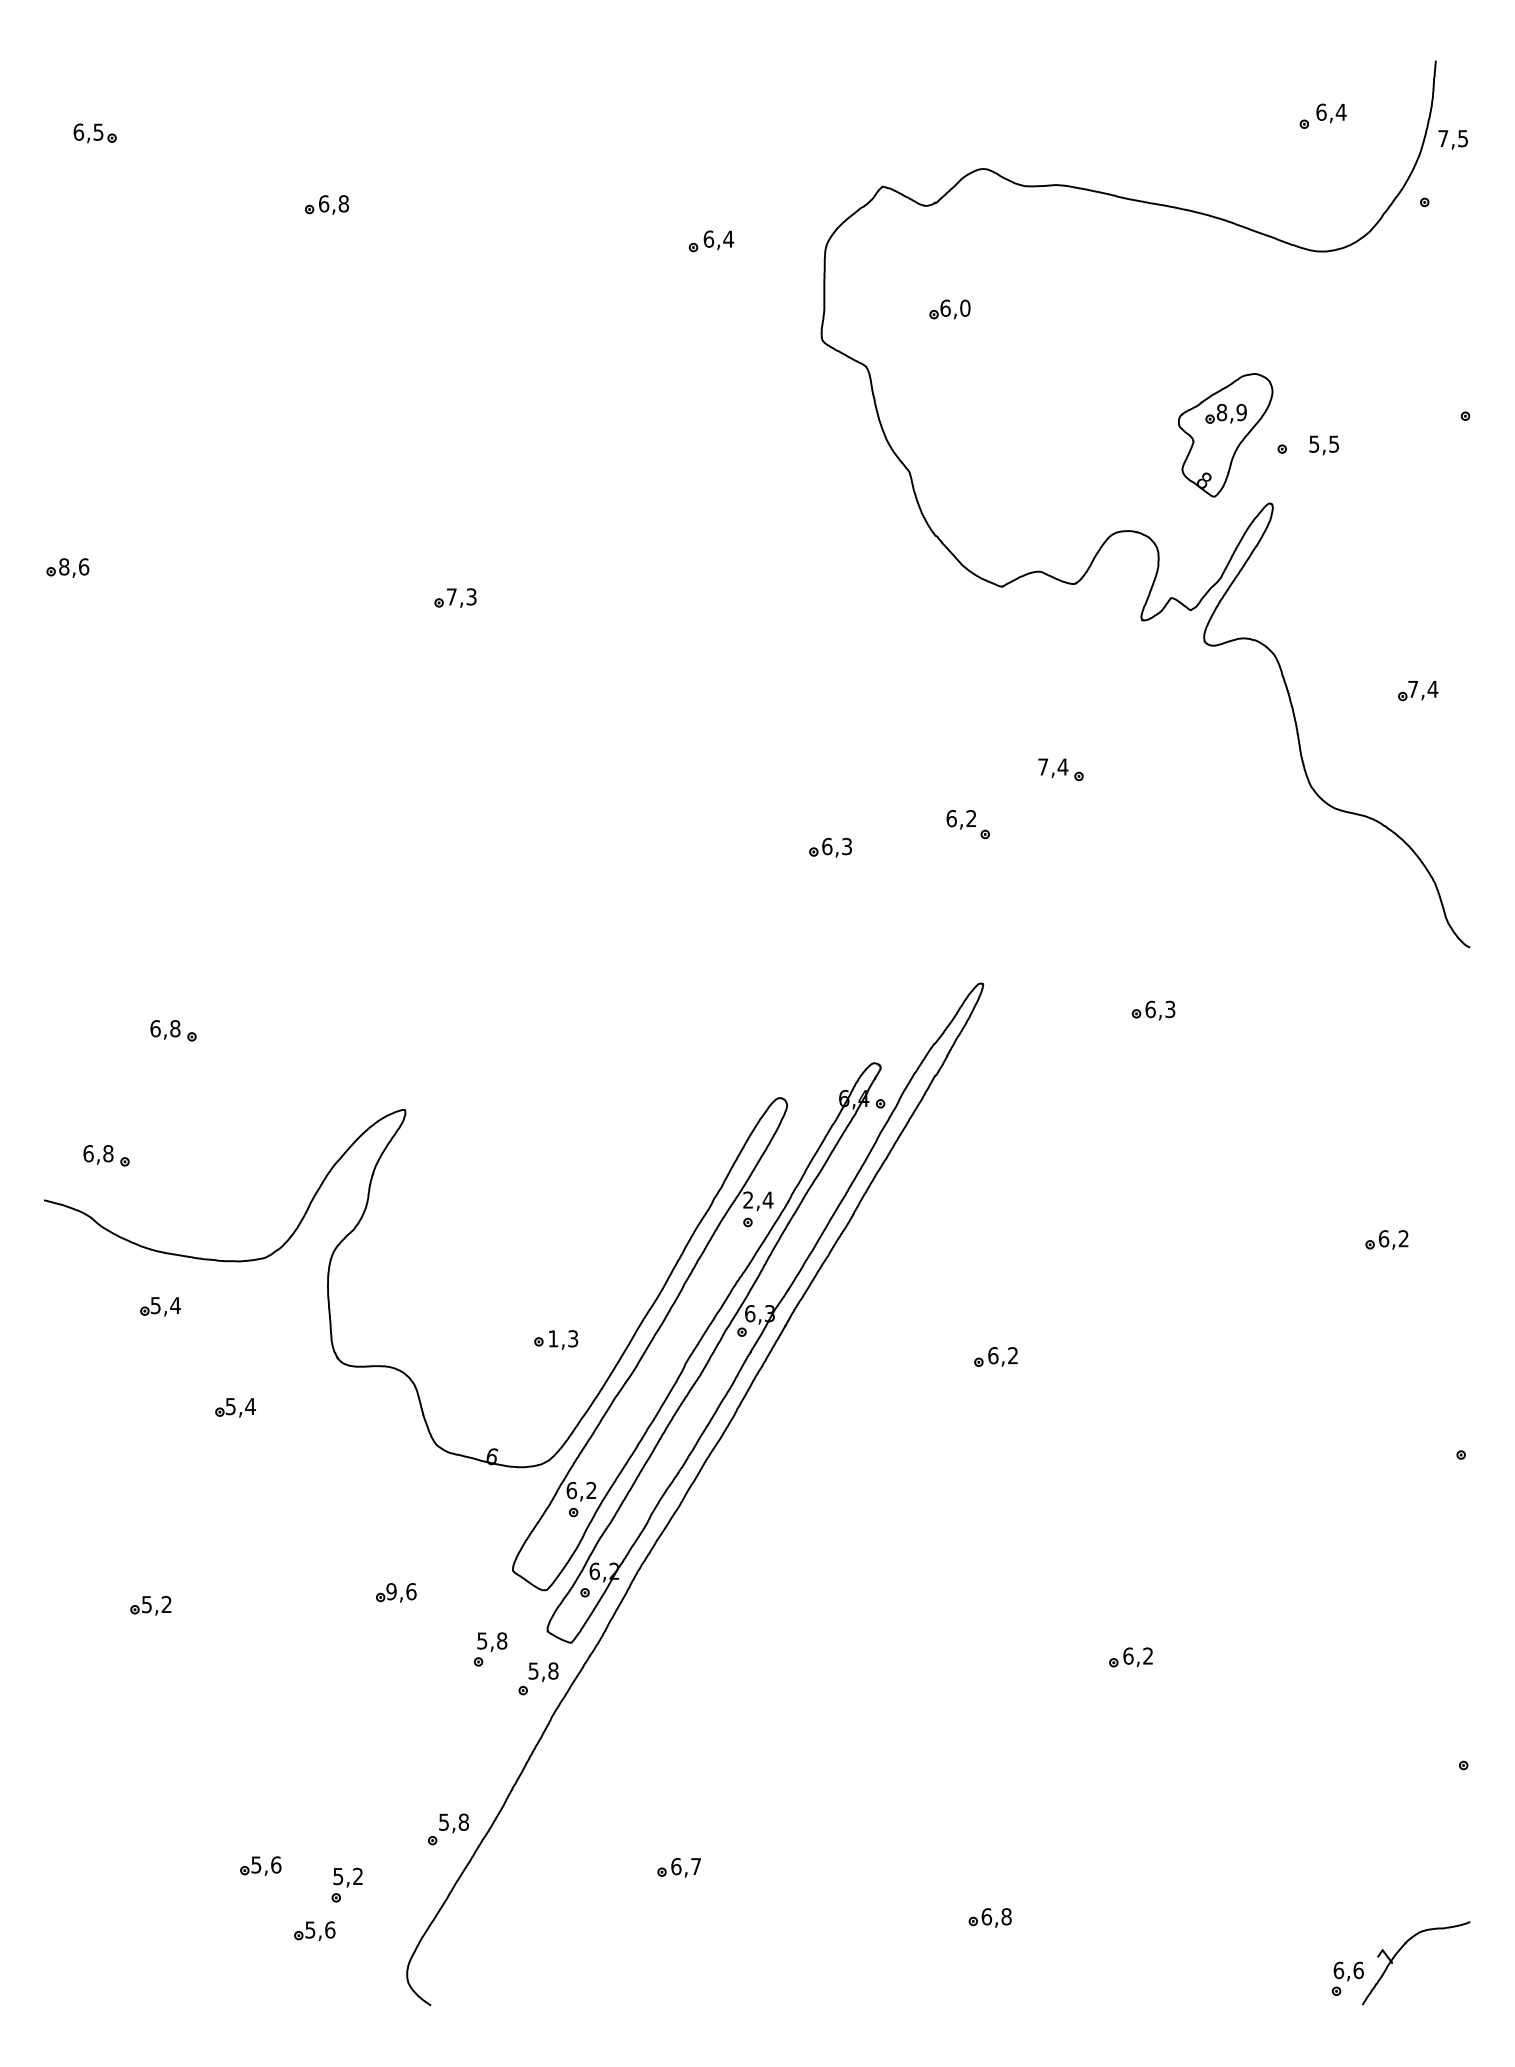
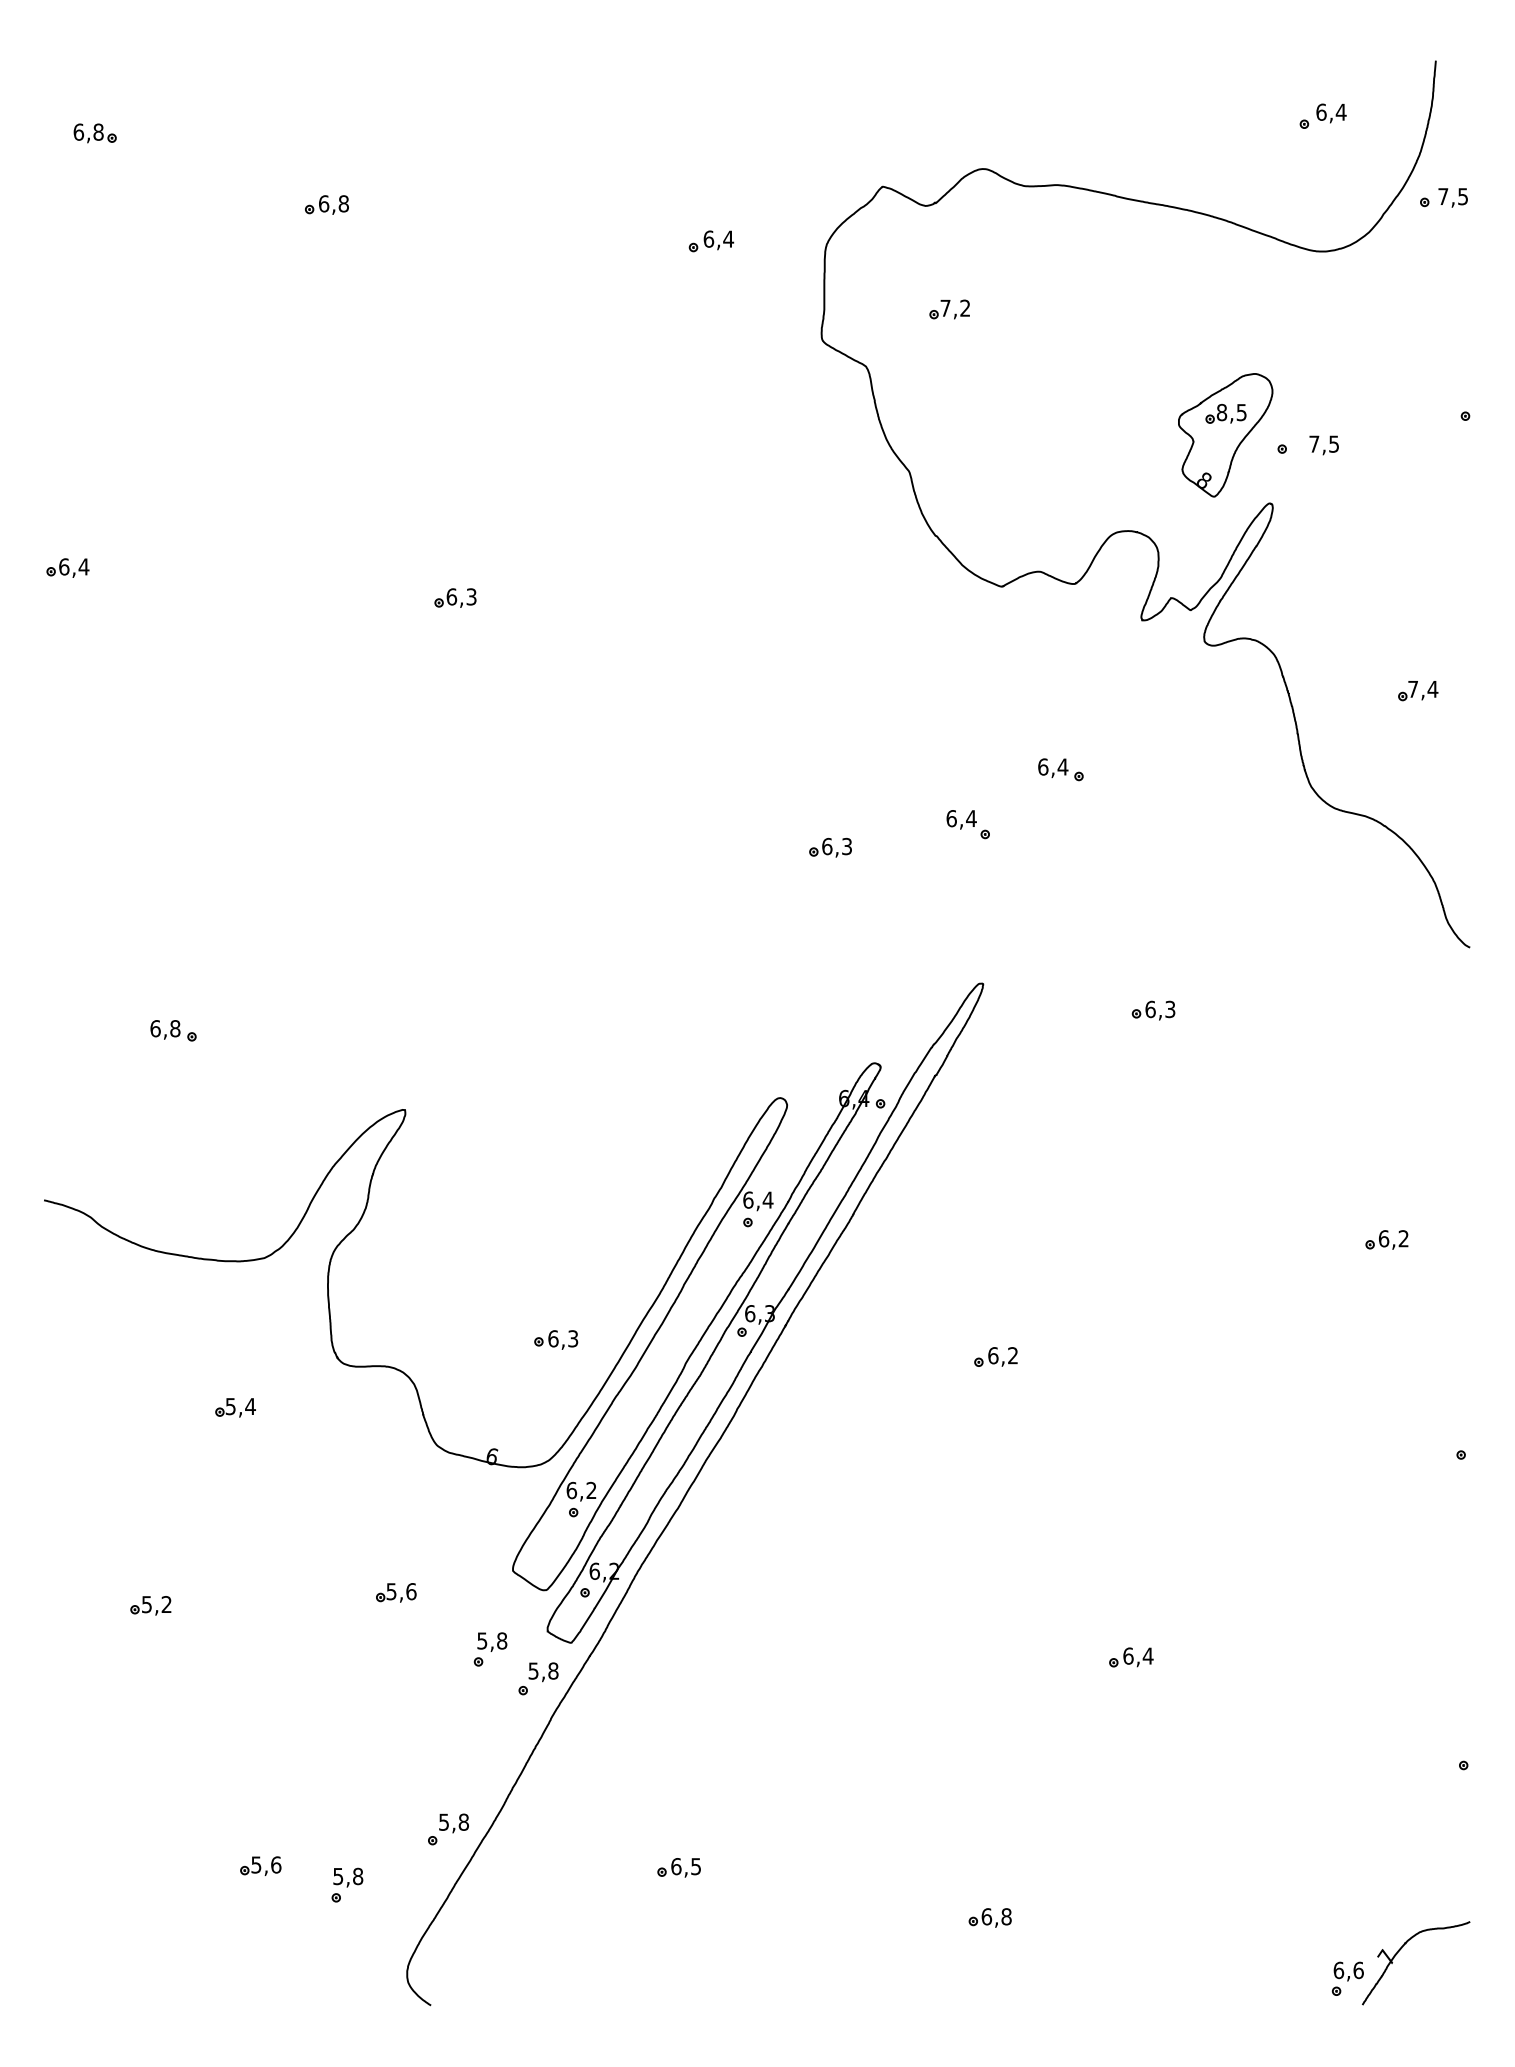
text: 6,5 -> 6,8 (98, 131)
text position: (1452, 139) -> (1452, 197) (1452, 197)
text: 6,0 -> 7,2 (955, 307)
text: 8,9 -> 8,5 (1241, 411)
text: 5,5 -> 7,5 (1314, 443)
text: 8,6 -> 6,4 (74, 566)
text: 7,3 -> 6,3 (451, 596)
text: 7,4 -> 6,4 (1043, 766)
text: 6,2 -> 6,4 (971, 818)
part: present -> none (106, 1155)
text: 2,4 -> 6,4 (748, 1199)
part: present -> none (160, 1306)
text: 1,3 -> 6,3 (553, 1338)
text: 9,6 -> 5,6 (391, 1591)
text: 6,2 -> 6,4 (1147, 1655)
text: 6,7 -> 6,5 (695, 1866)
text: 5,2 -> 5,8 (358, 1876)
part: present -> none (314, 1930)
